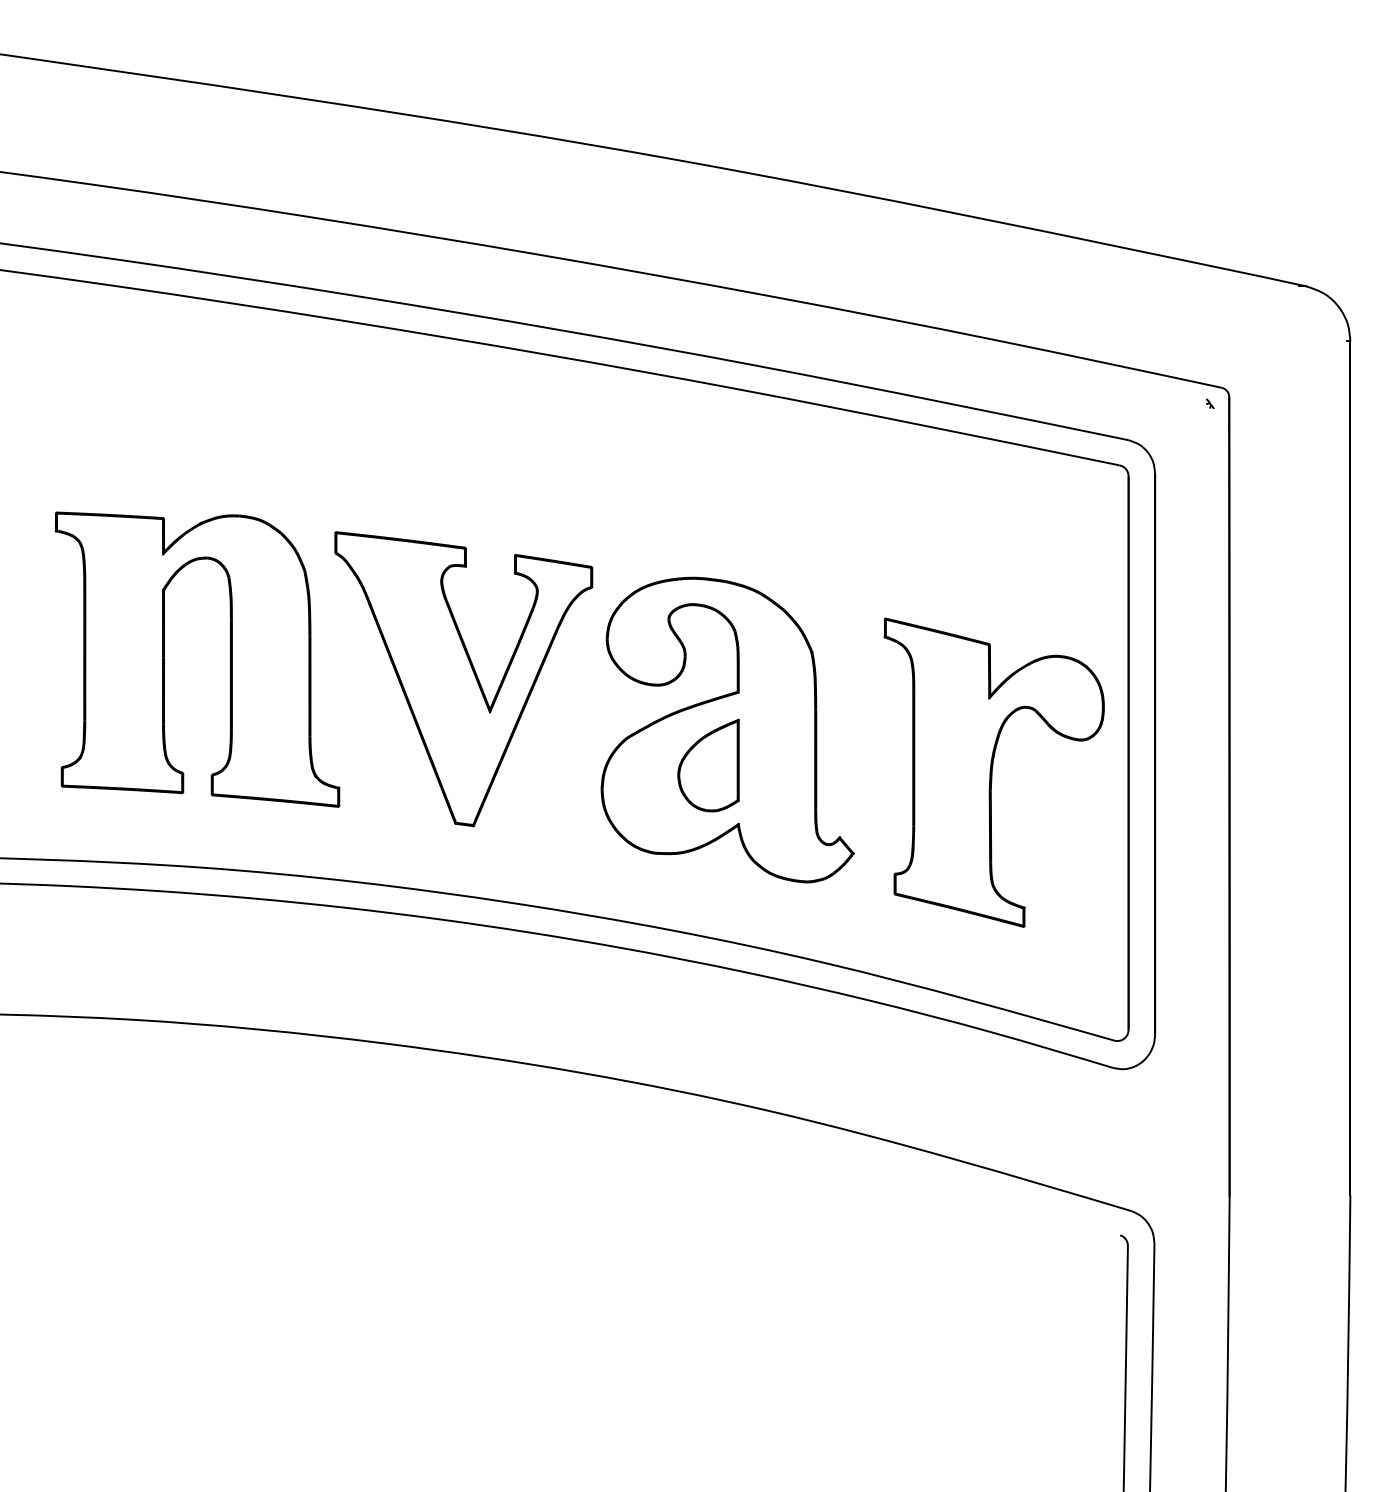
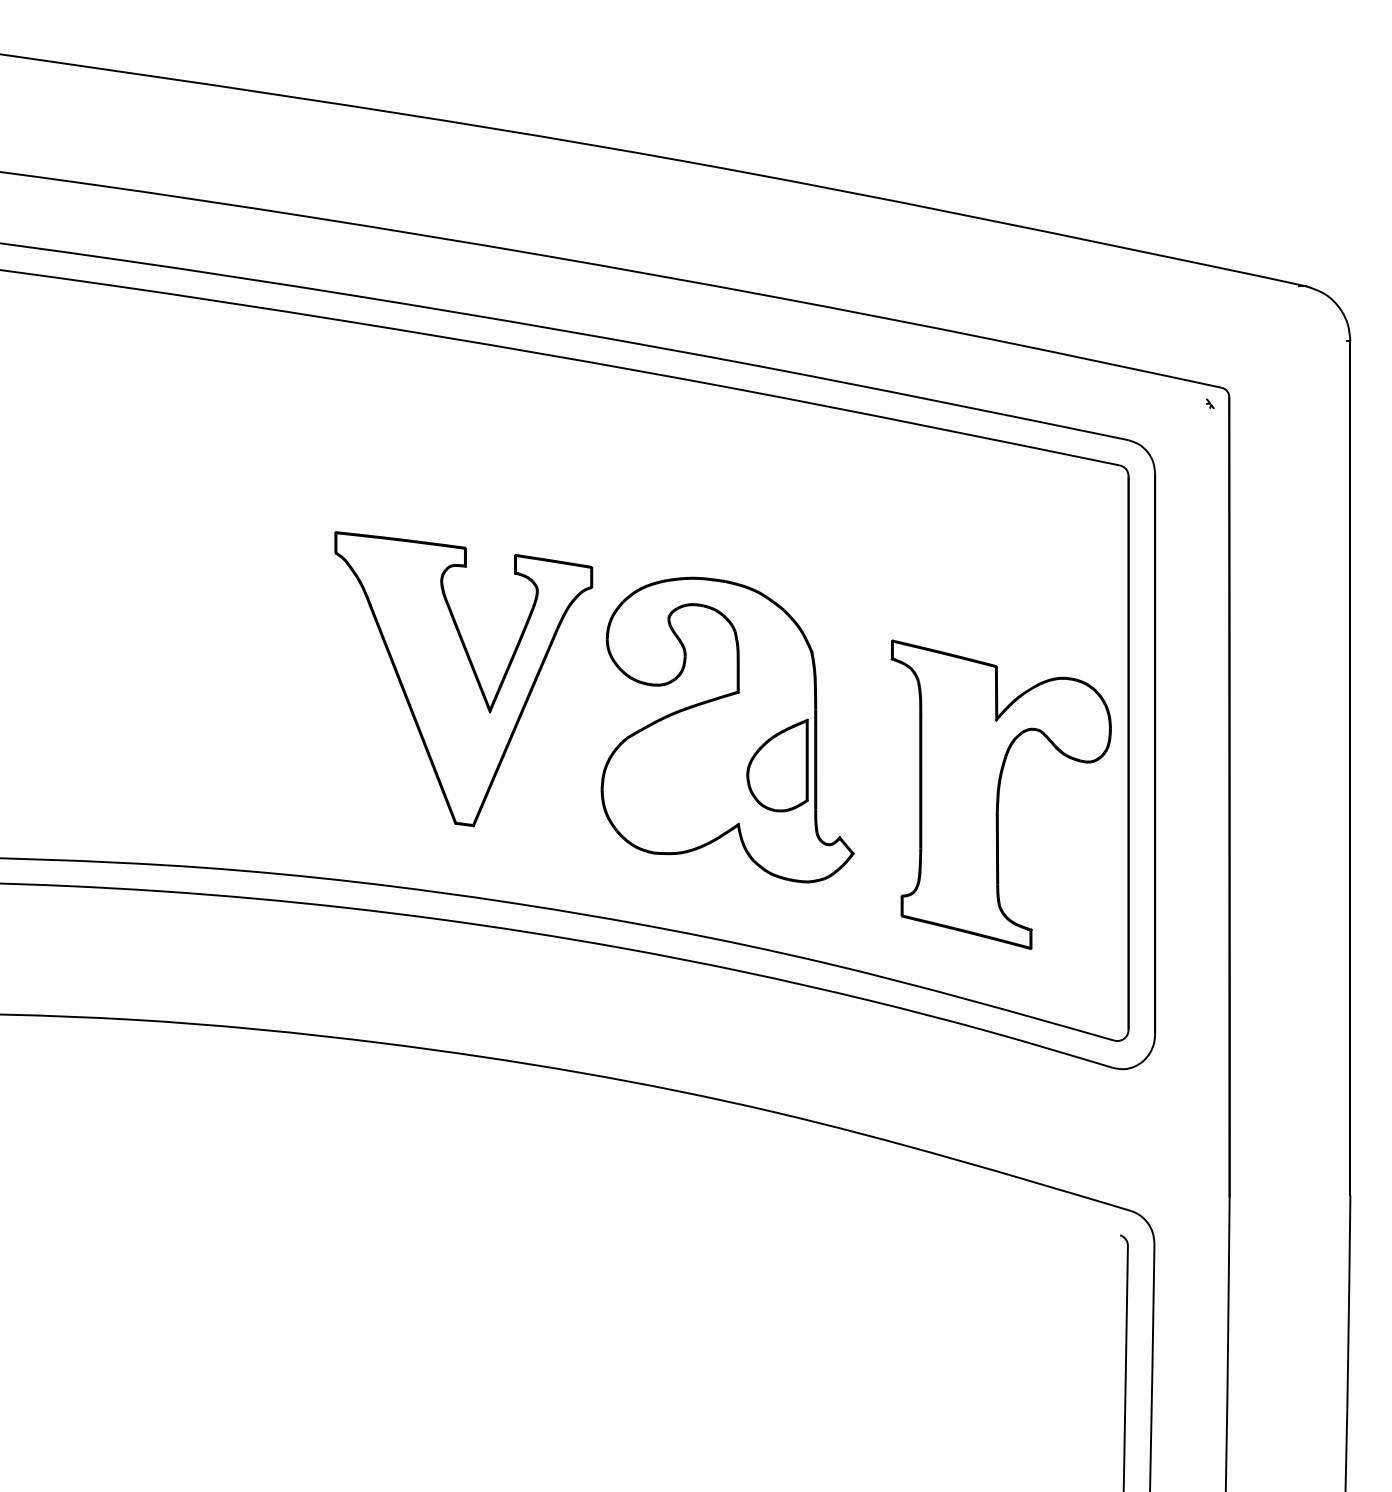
part: present -> none (164, 659)
part position: (708, 765) -> (777, 765) (777, 765)
part position: (993, 772) -> (1000, 794) (1000, 794)
